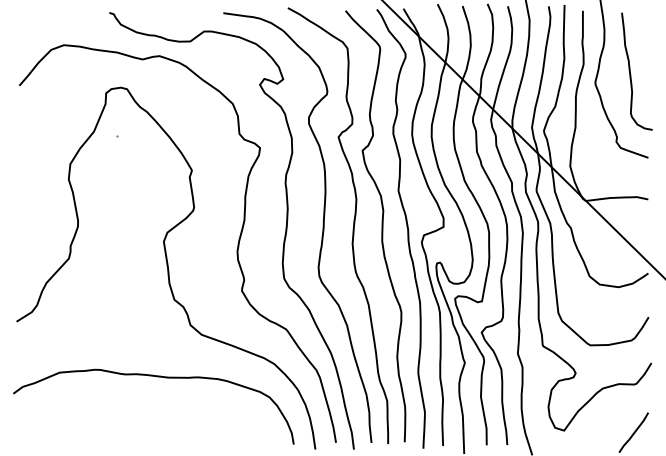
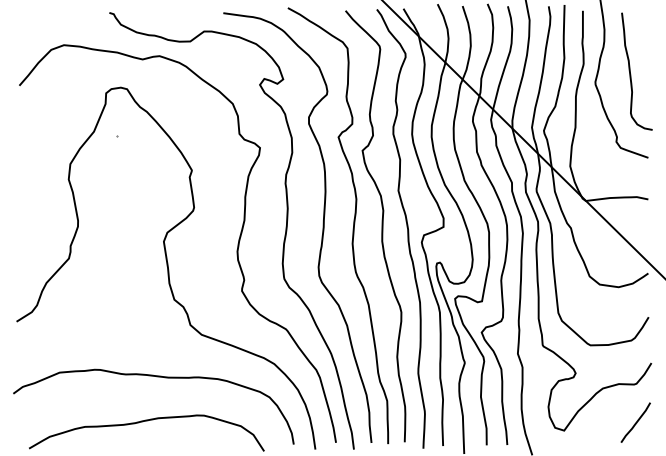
curve: none -> present (142, 422)
line position: (633, 432) -> (635, 422) (635, 422)
